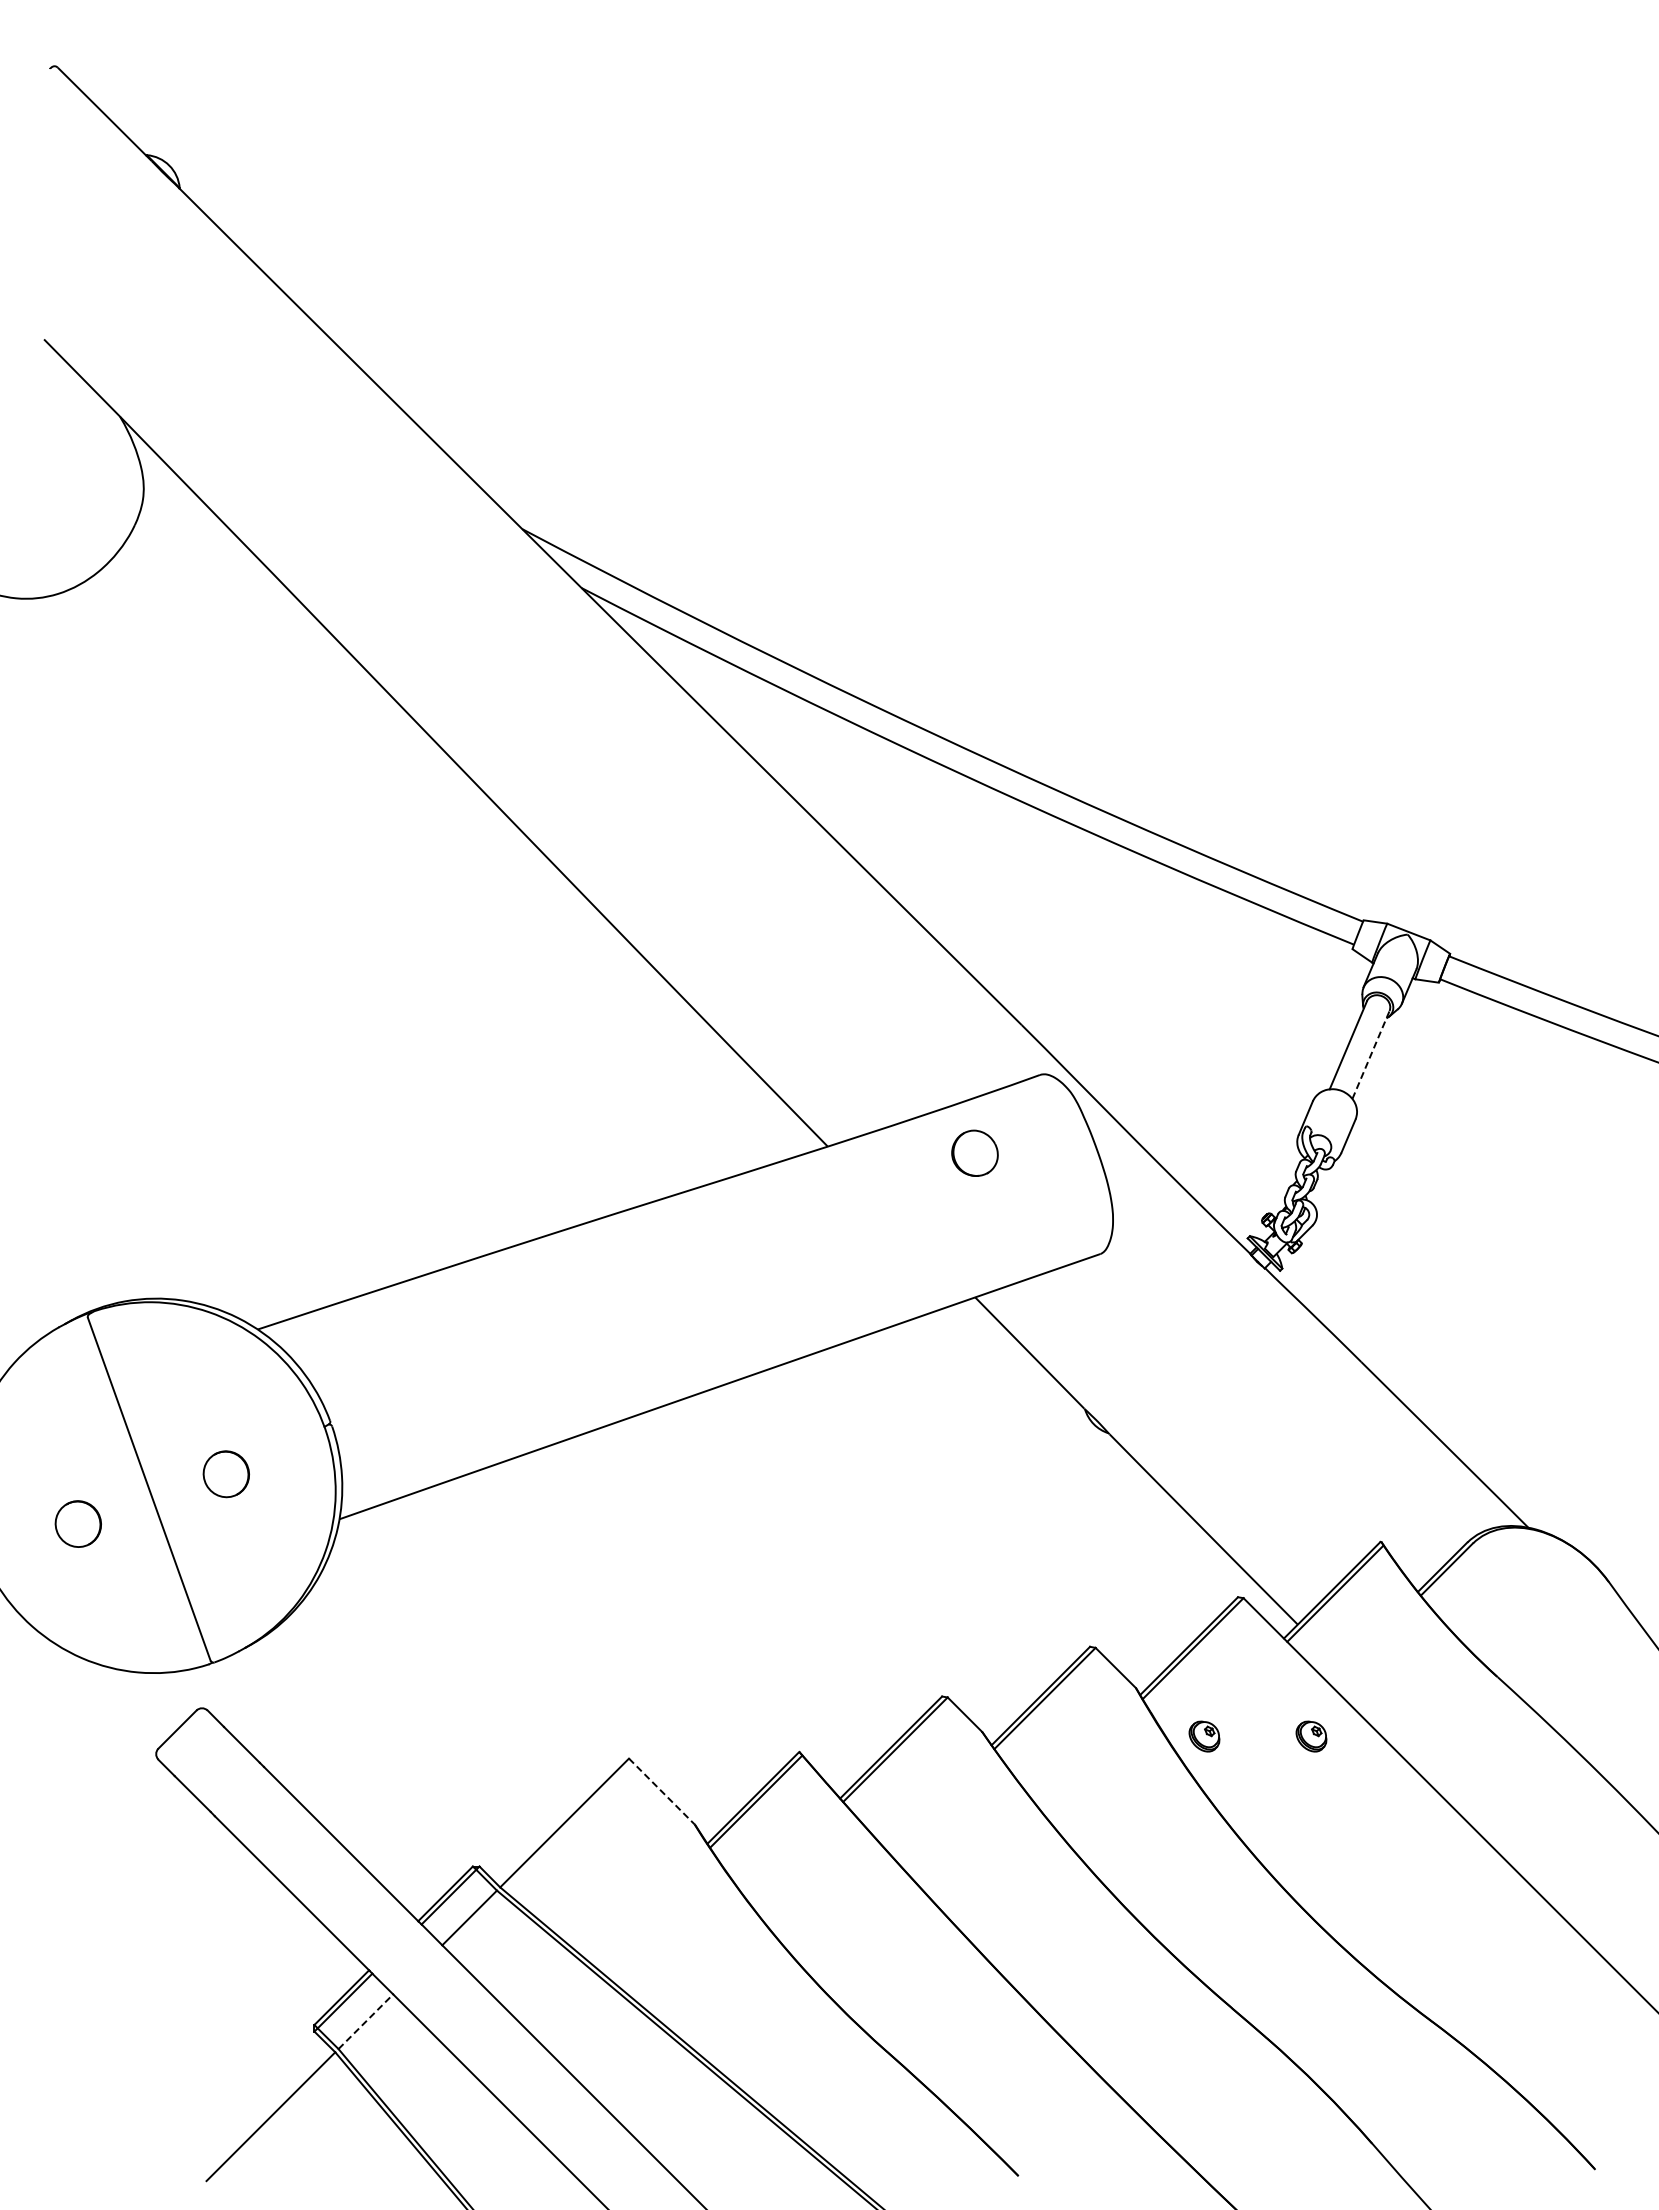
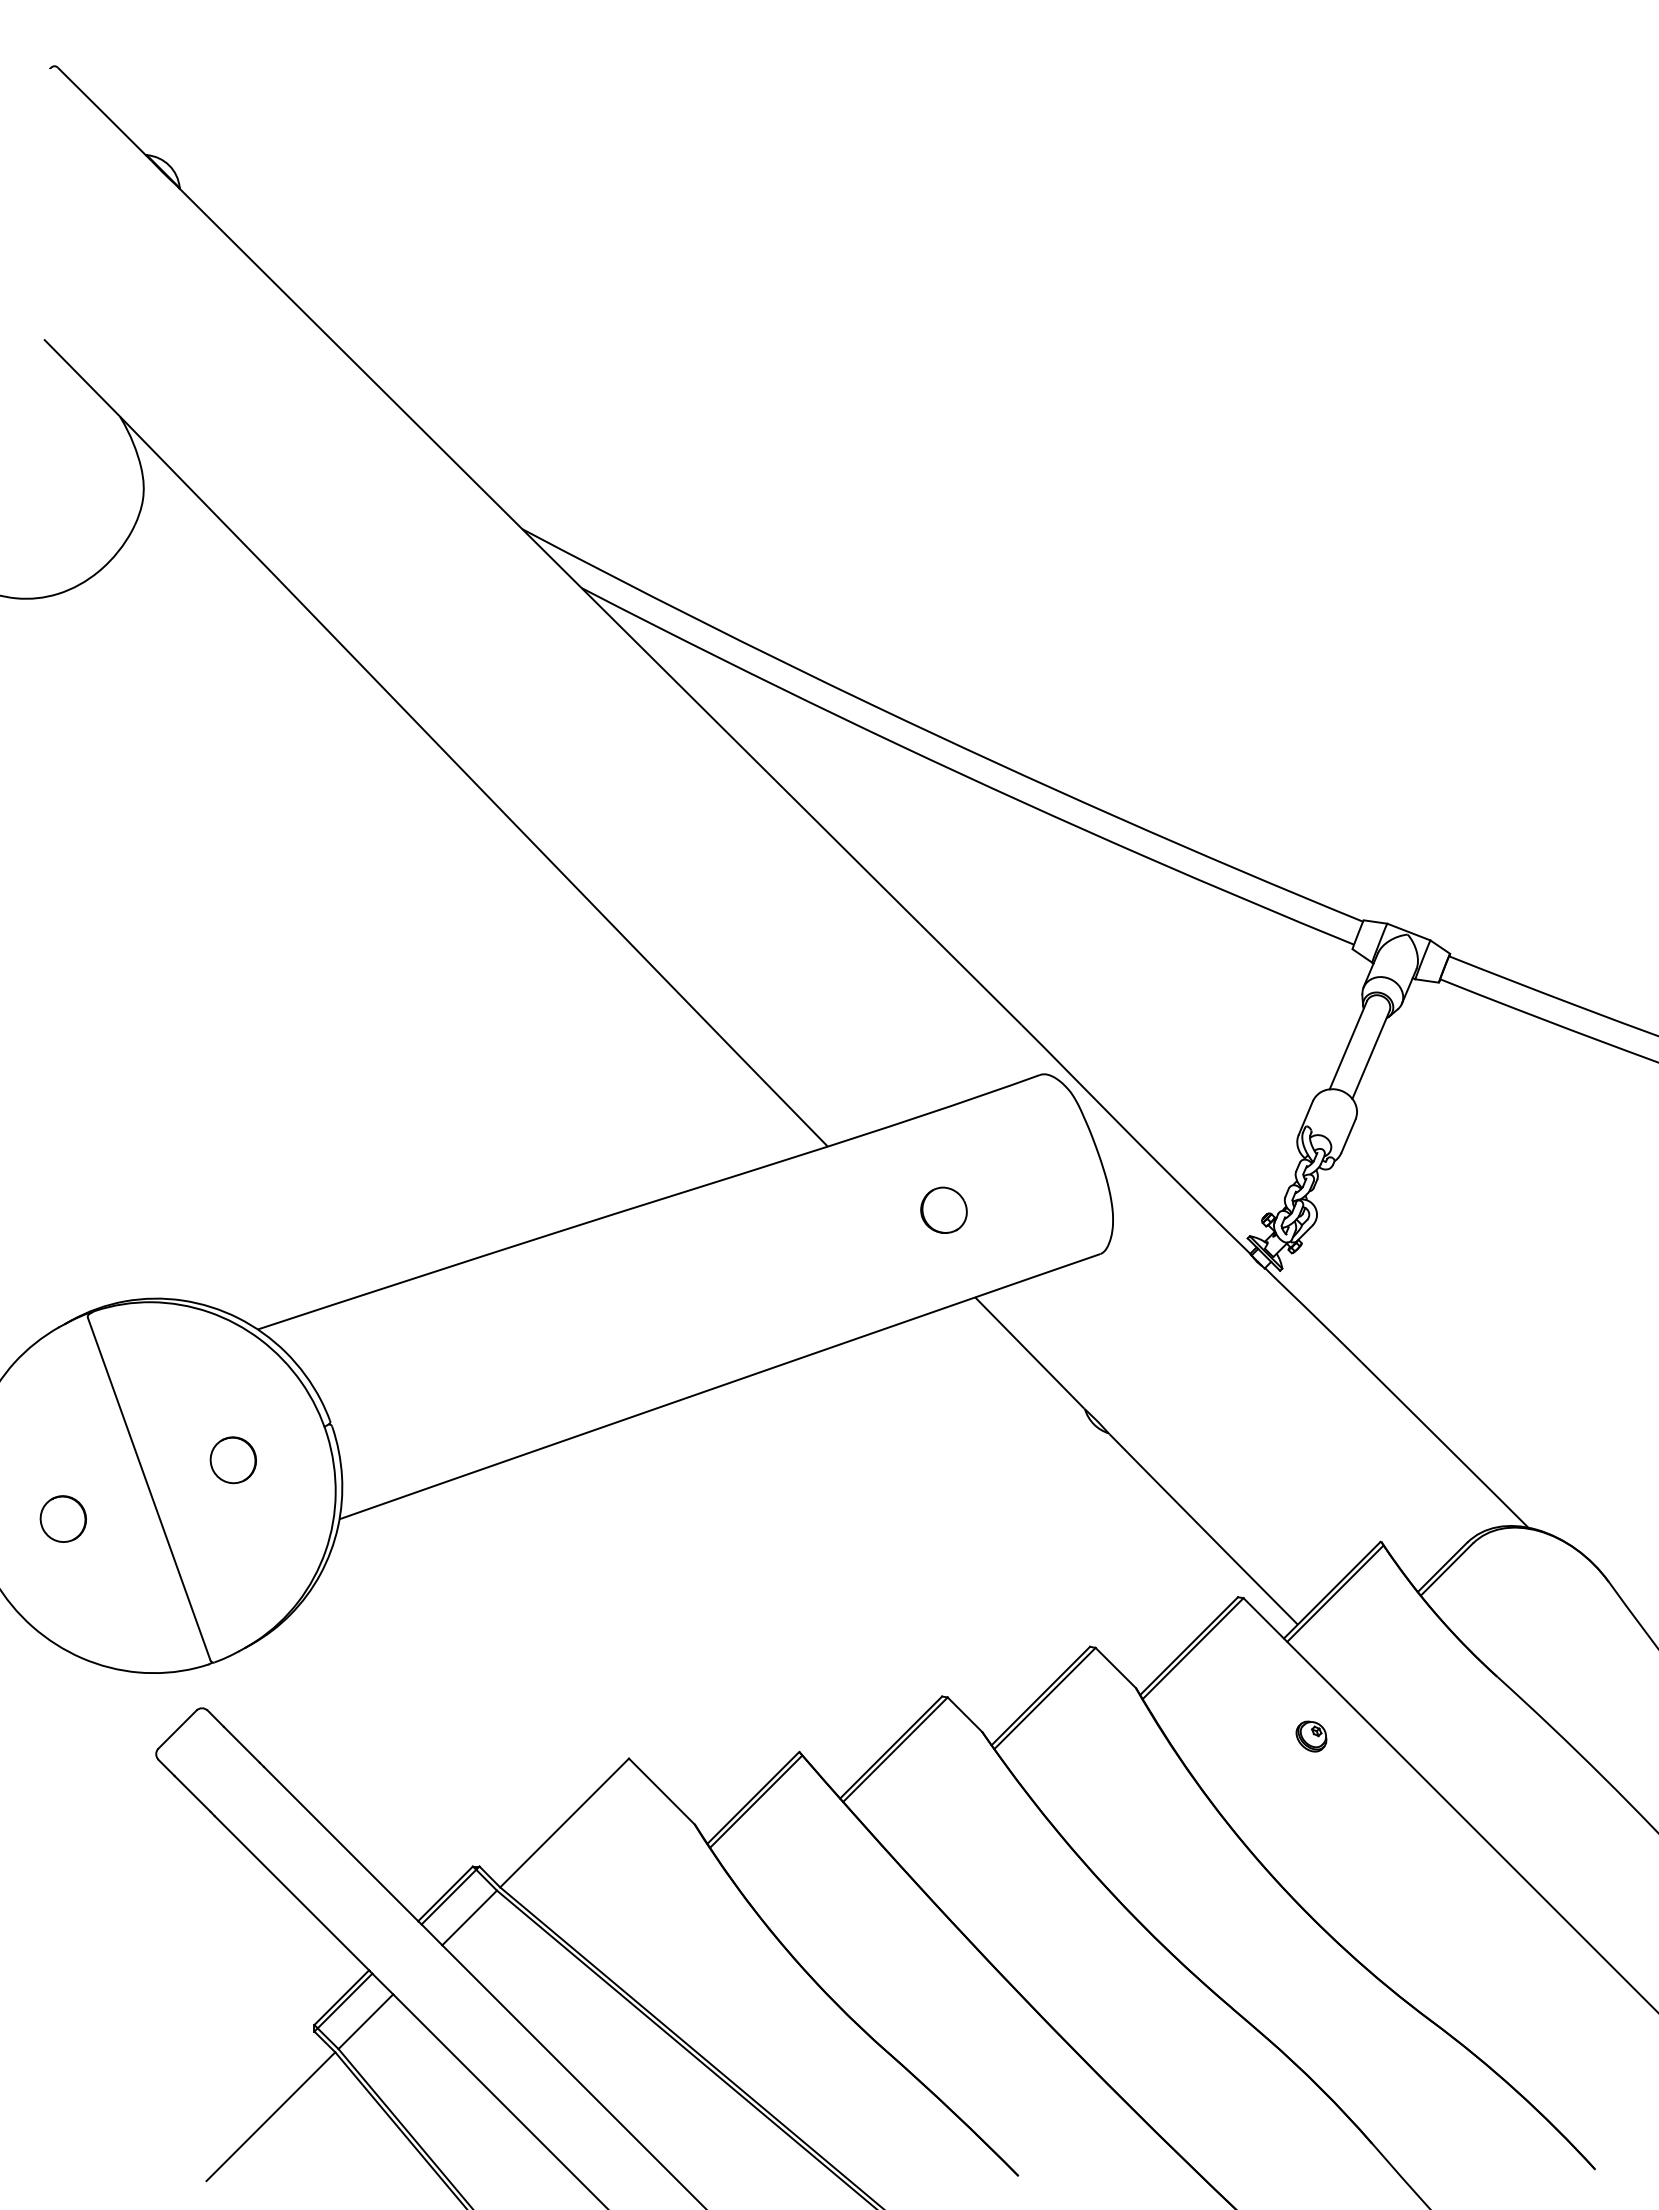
line: dashed -> solid (1371, 1054)
part position: (974, 1152) -> (943, 1209) (943, 1209)
part position: (225, 1474) -> (232, 1460) (232, 1460)
part position: (77, 1523) -> (62, 1518) (62, 1518)
part: present -> none (1204, 1736)
line: dashed -> solid (662, 1791)
line: dashed -> solid (365, 2021)
